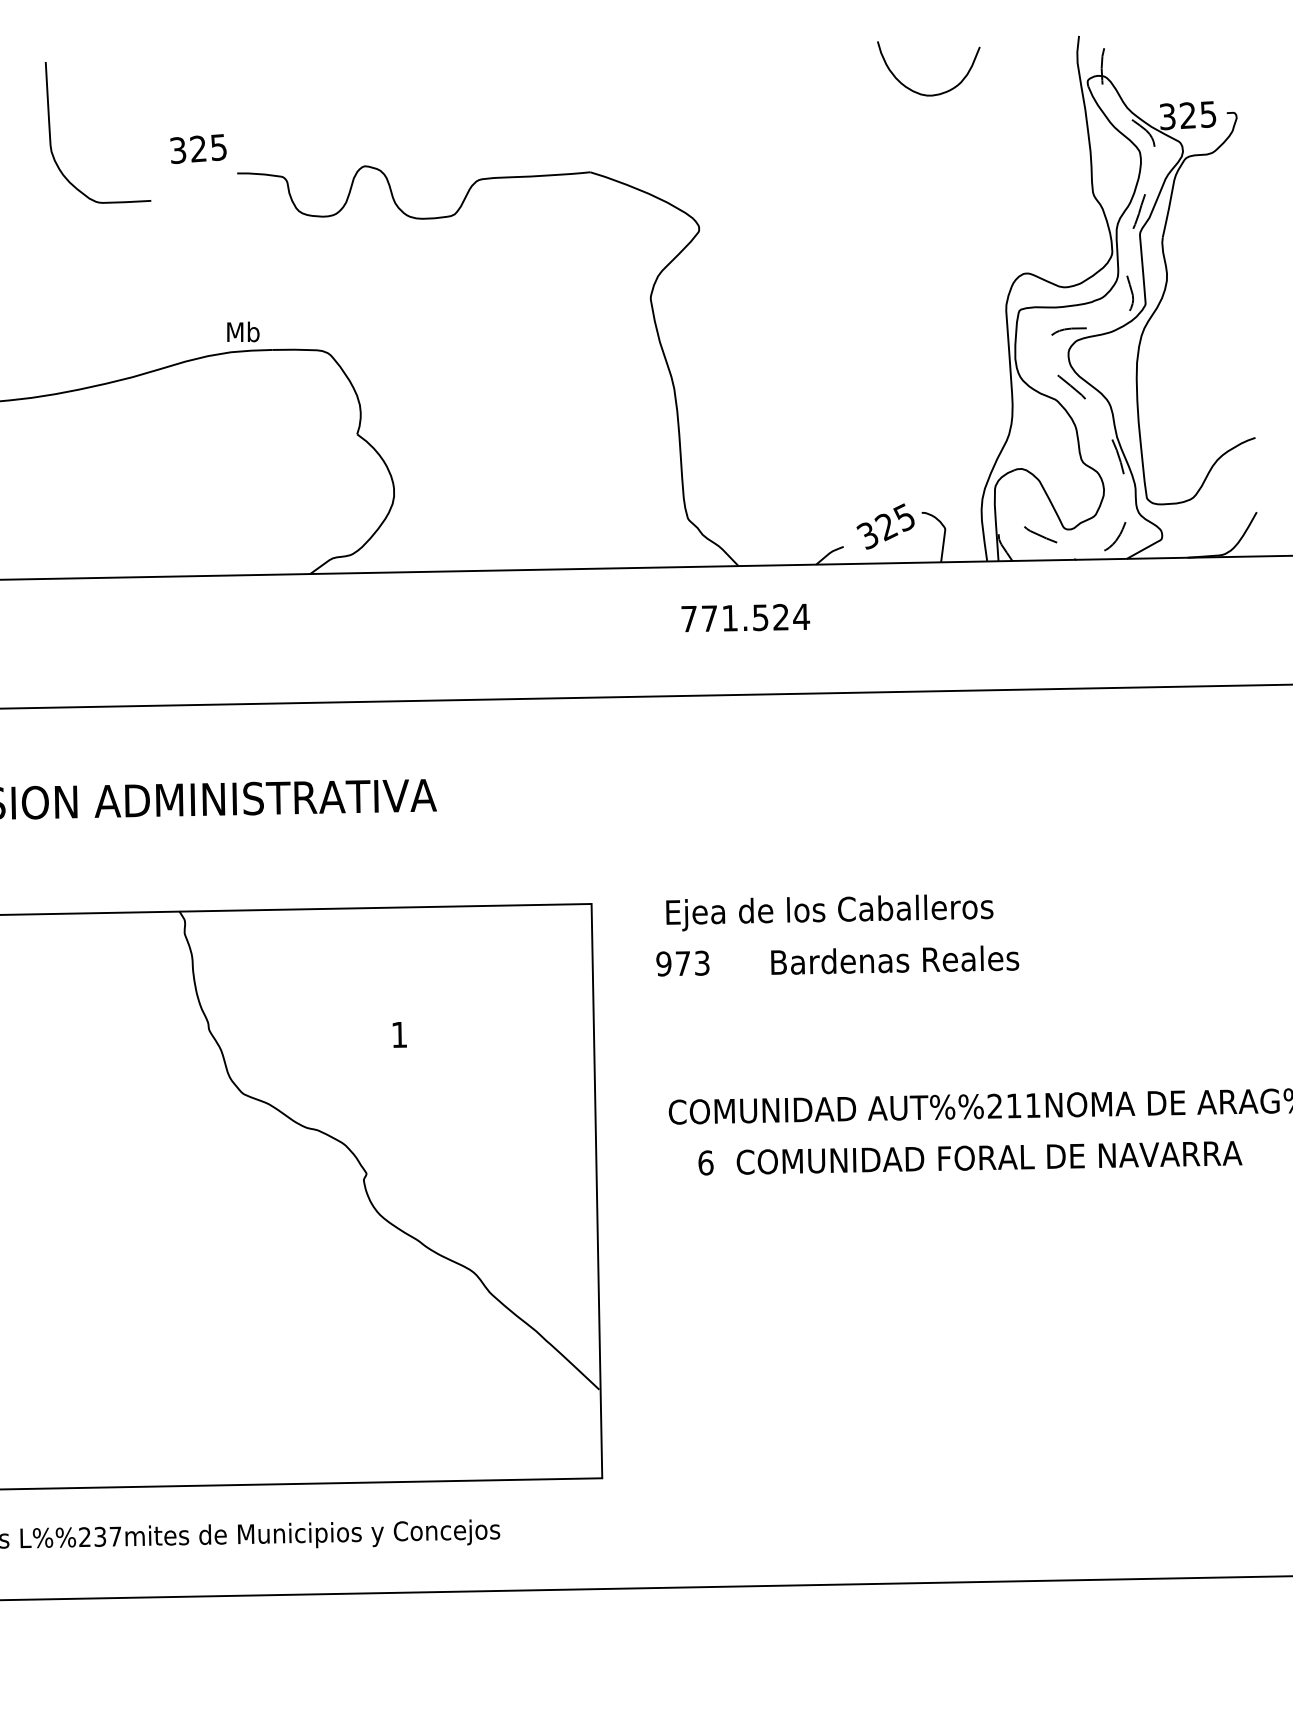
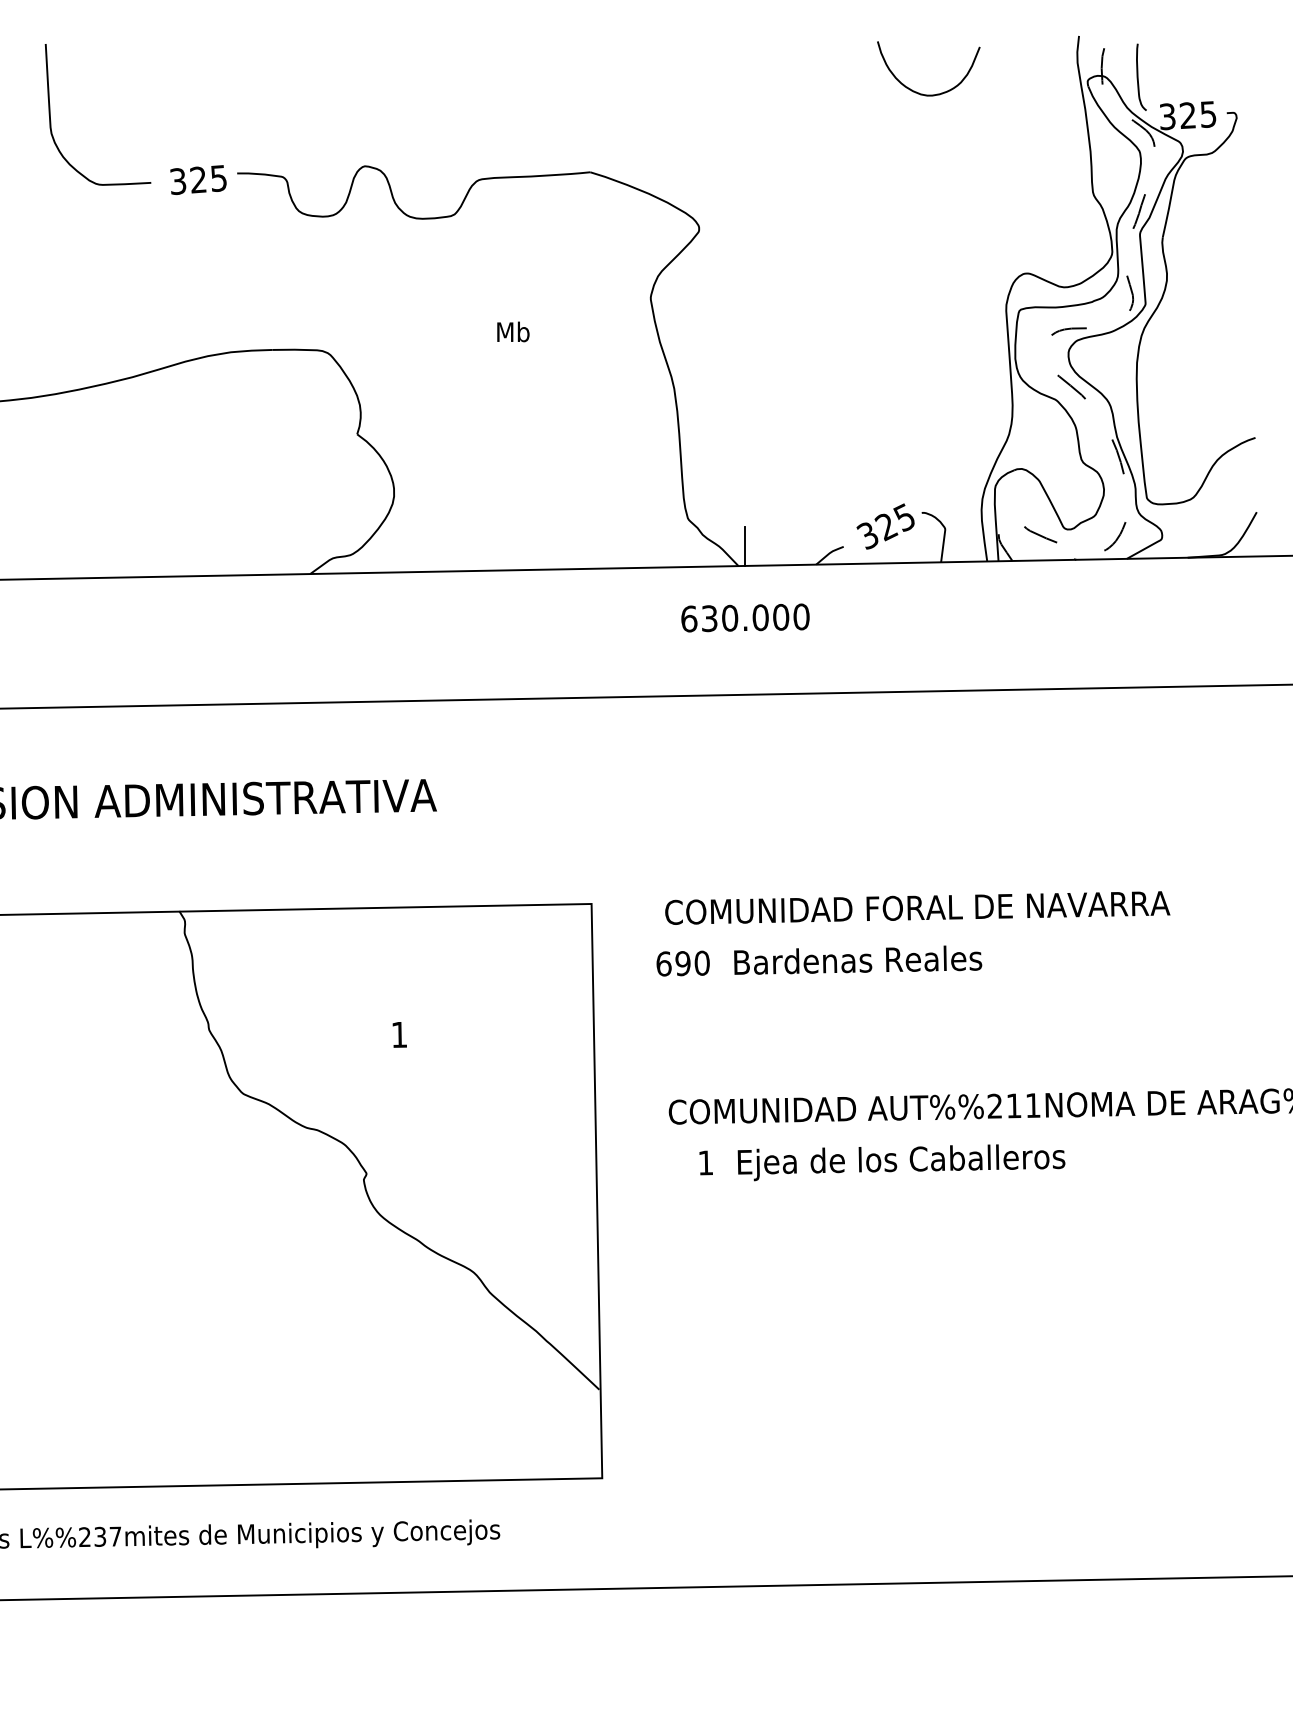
curve: none -> present (1138, 76)
curve position: (51, 139) -> (51, 121) (51, 121)
text position: (198, 148) -> (198, 179) (198, 179)
text position: (243, 331) -> (513, 331) (513, 331)
line: none -> present (745, 545)
text: 771.524 -> 630.000 (745, 617)
text: Ejea de los Caballeros -> COMUNIDAD FORAL DE NAVARRA (917, 911)
text position: (895, 959) -> (858, 959) (858, 959)
text: 973 -> 690 (682, 963)
text: COMUNIDAD FORAL DE NAVARRA -> Ejea de los Caballeros (989, 1161)
text: 6 -> 1 (705, 1162)
